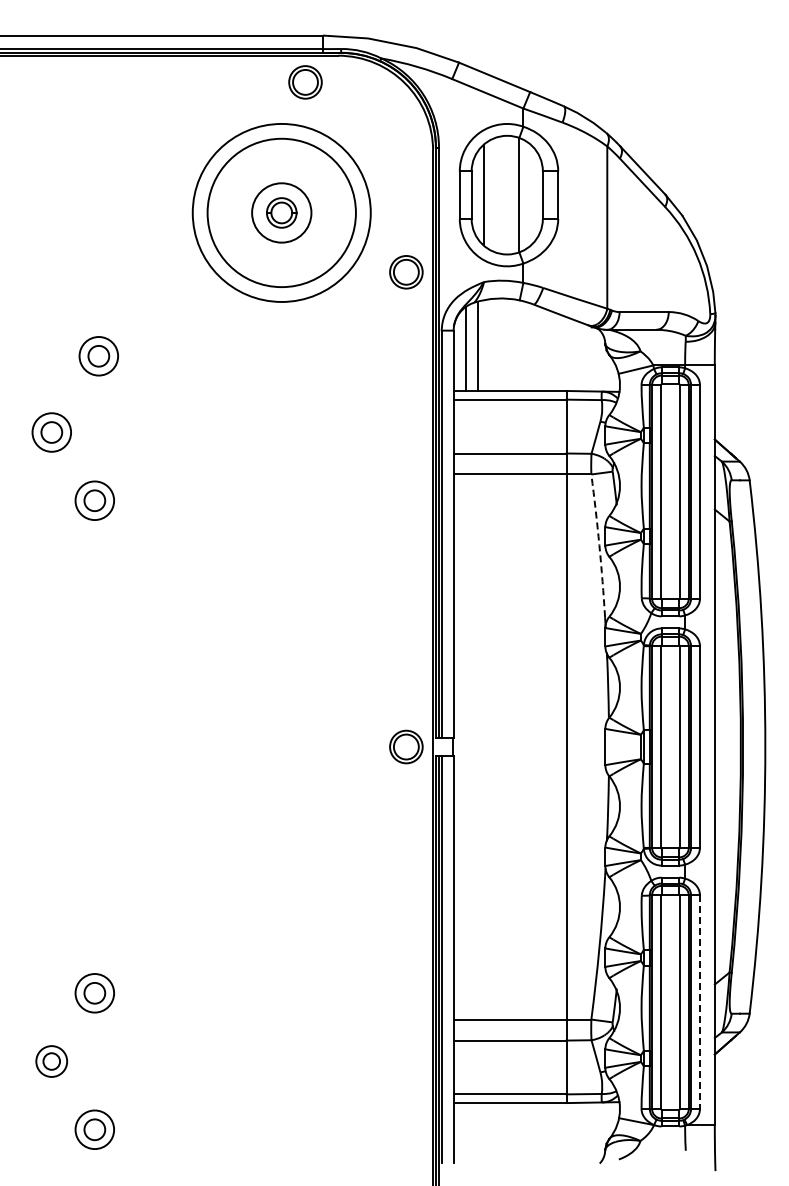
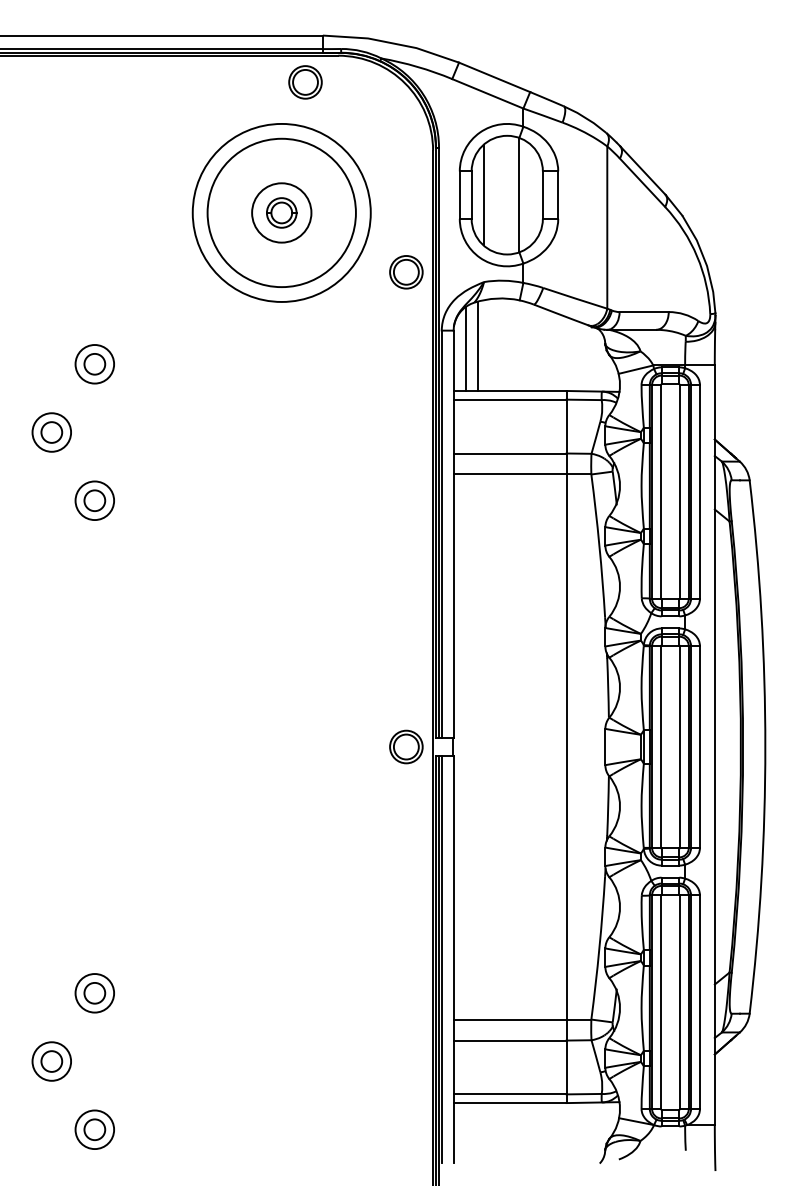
part position: (98, 356) -> (94, 364) (94, 364)
arc: dashed -> solid (599, 545)
line: dashed -> solid (699, 1002)
part size: 34x33 px -> 41x41 px (51, 1061)
